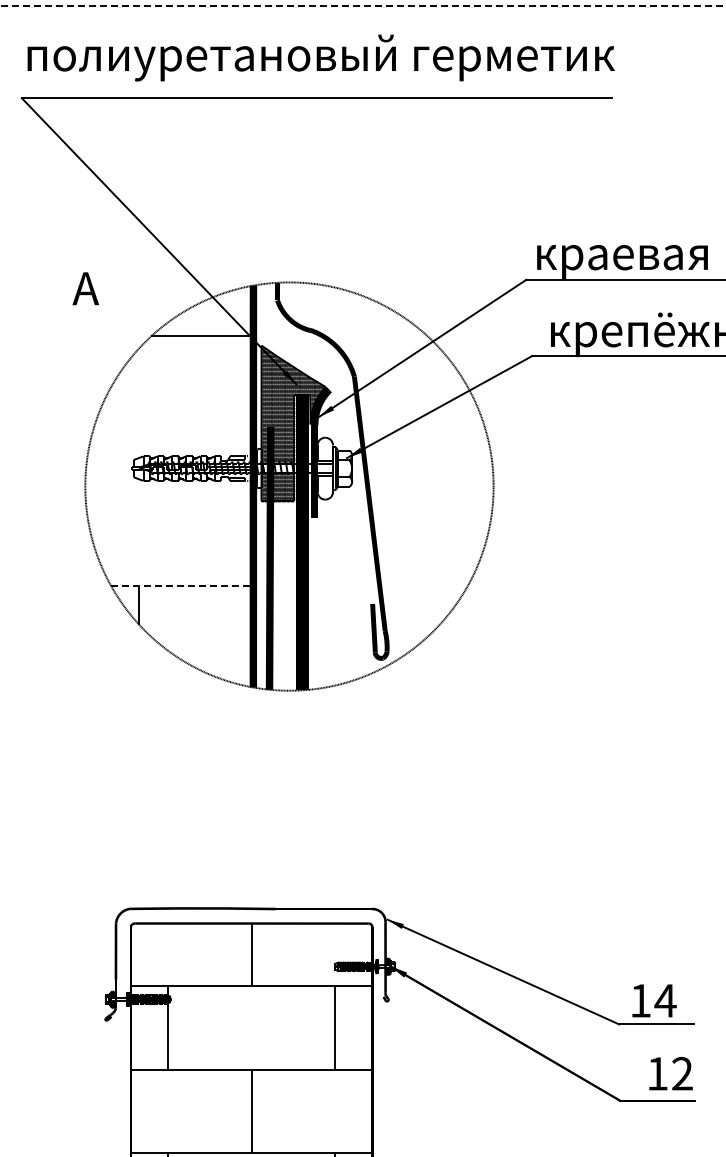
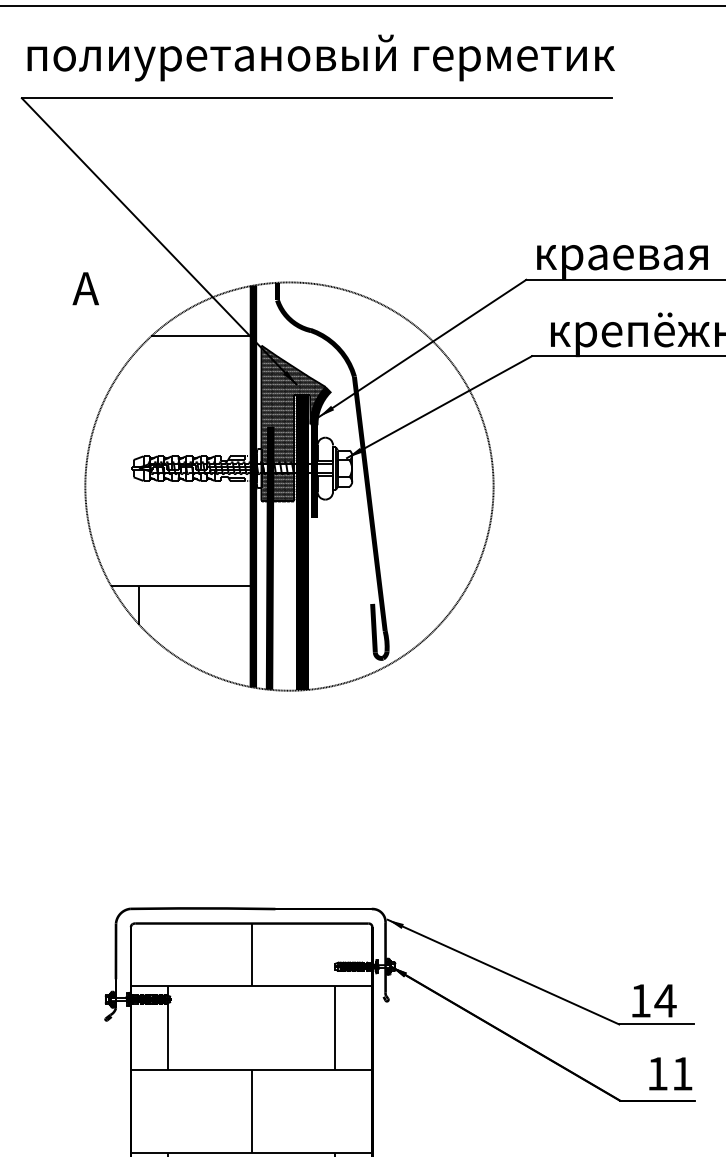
line: dashed -> solid (363, 6)
line: dashed -> solid (181, 586)
text: 12 -> 11 (682, 1073)
